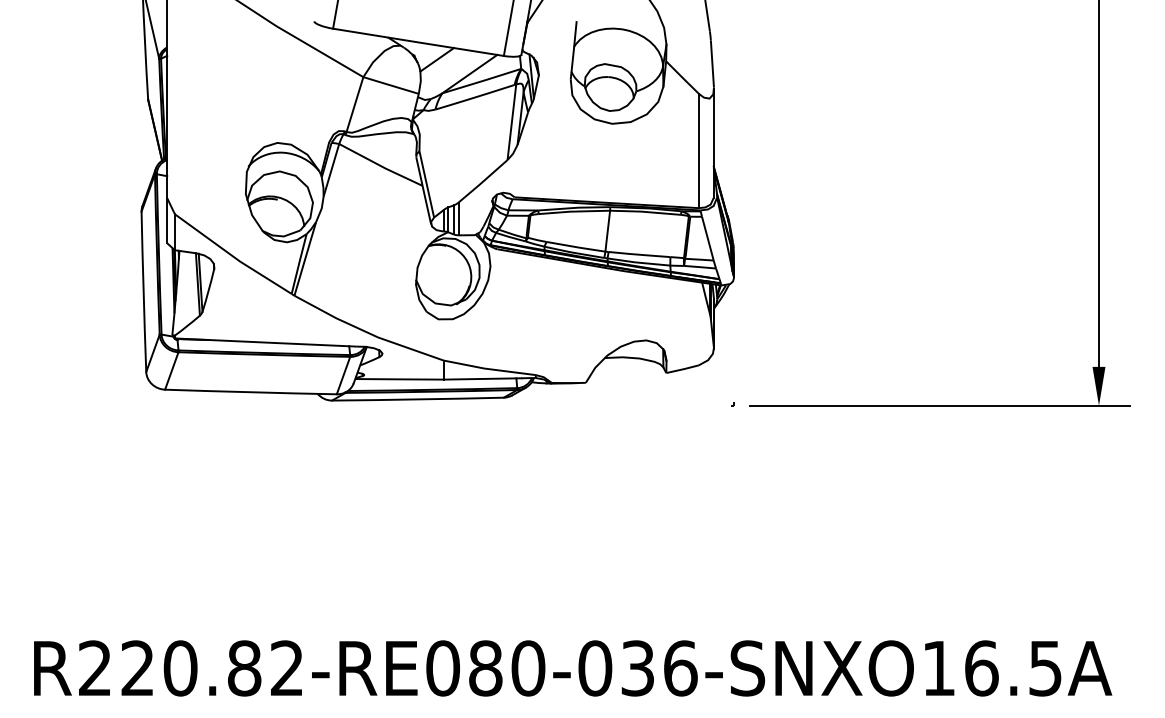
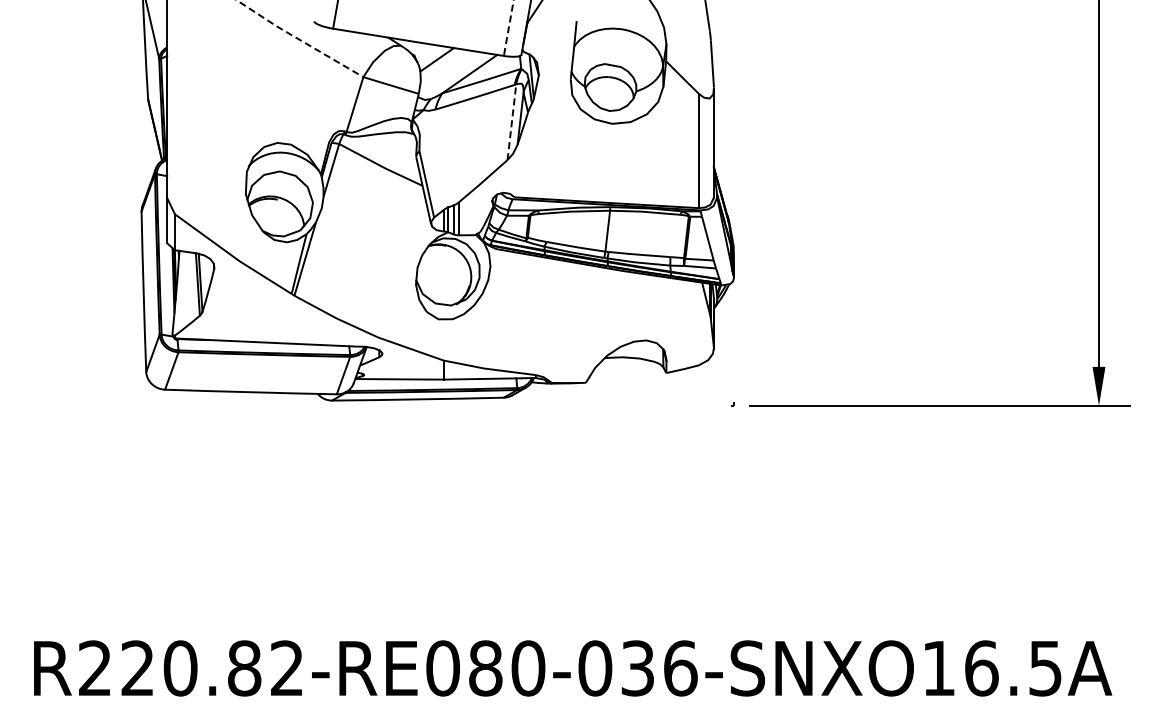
line: solid -> dashed (508, 28)
line: solid -> dashed (299, 39)
line: solid -> dashed (511, 121)
